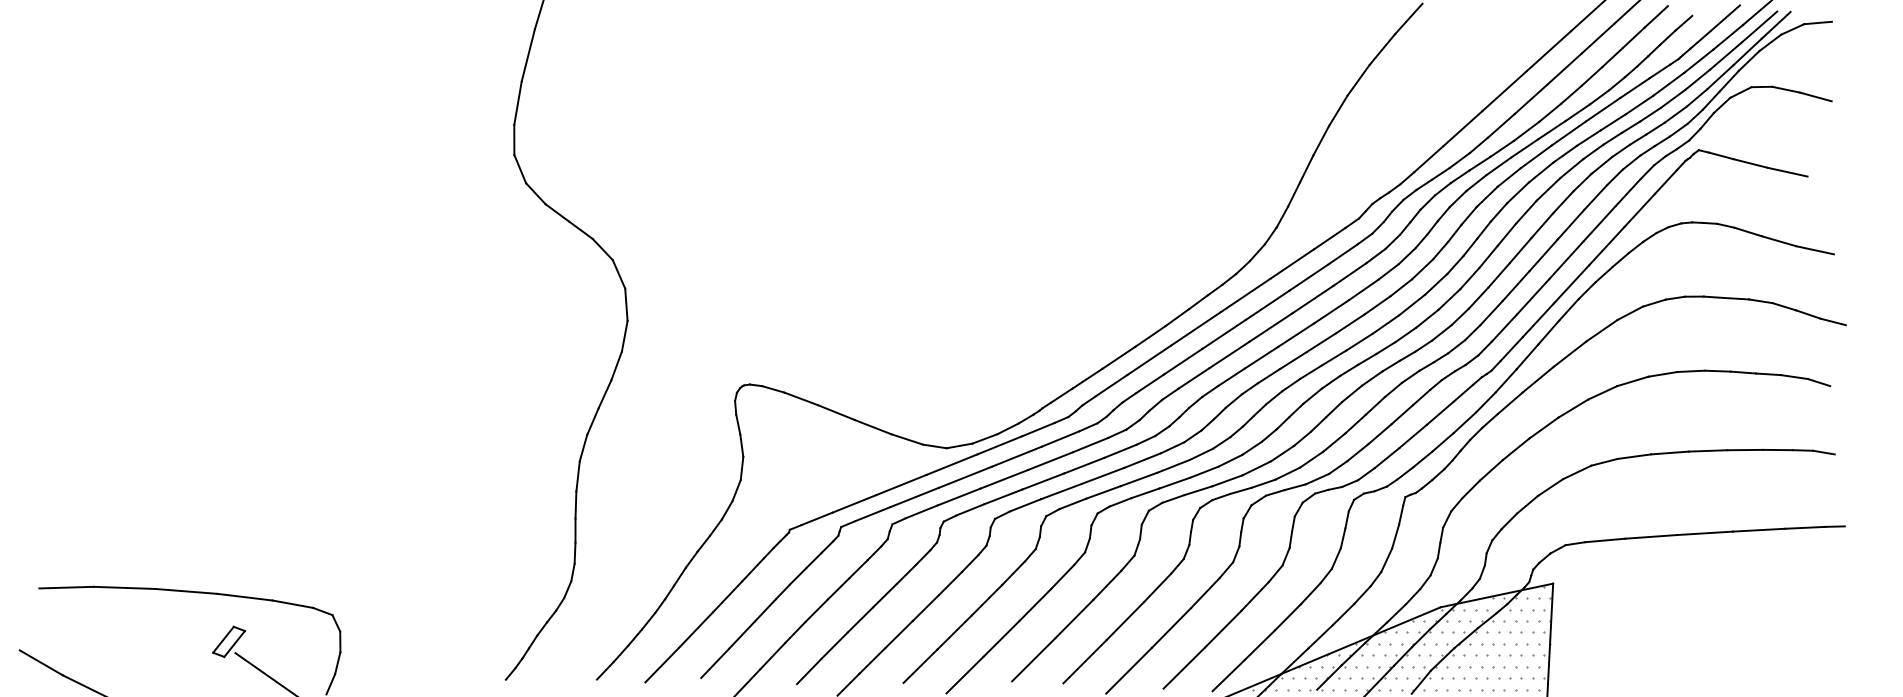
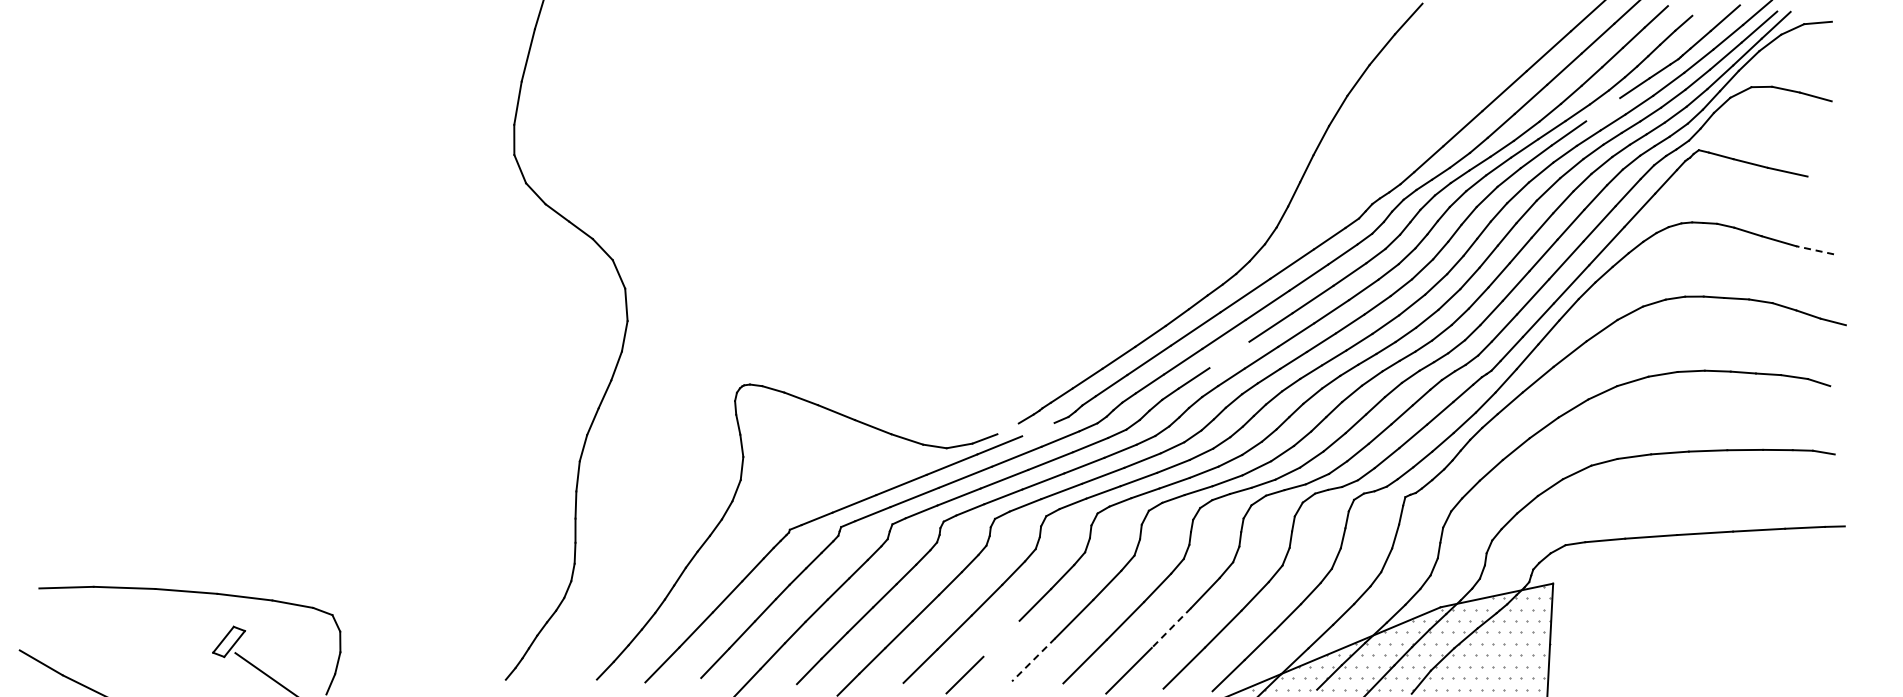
line: present -> none (1603, 109)
line: solid -> dashed (1814, 250)
line: present -> none (1229, 354)
line: present -> none (1007, 428)
line: present -> none (1038, 429)
line: solid -> dashed (1171, 628)
line: present -> none (1001, 638)
line: solid -> dashed (1033, 659)
